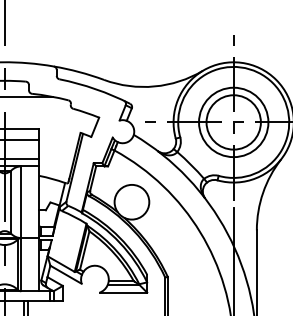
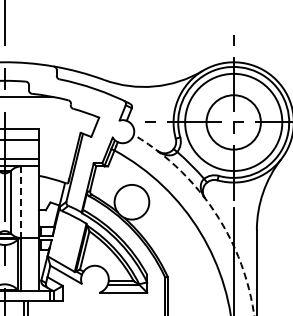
circle diameter: 69 px -> 97 px (233, 122)
line: solid -> dashed (21, 202)
arc: solid -> dashed (214, 212)
